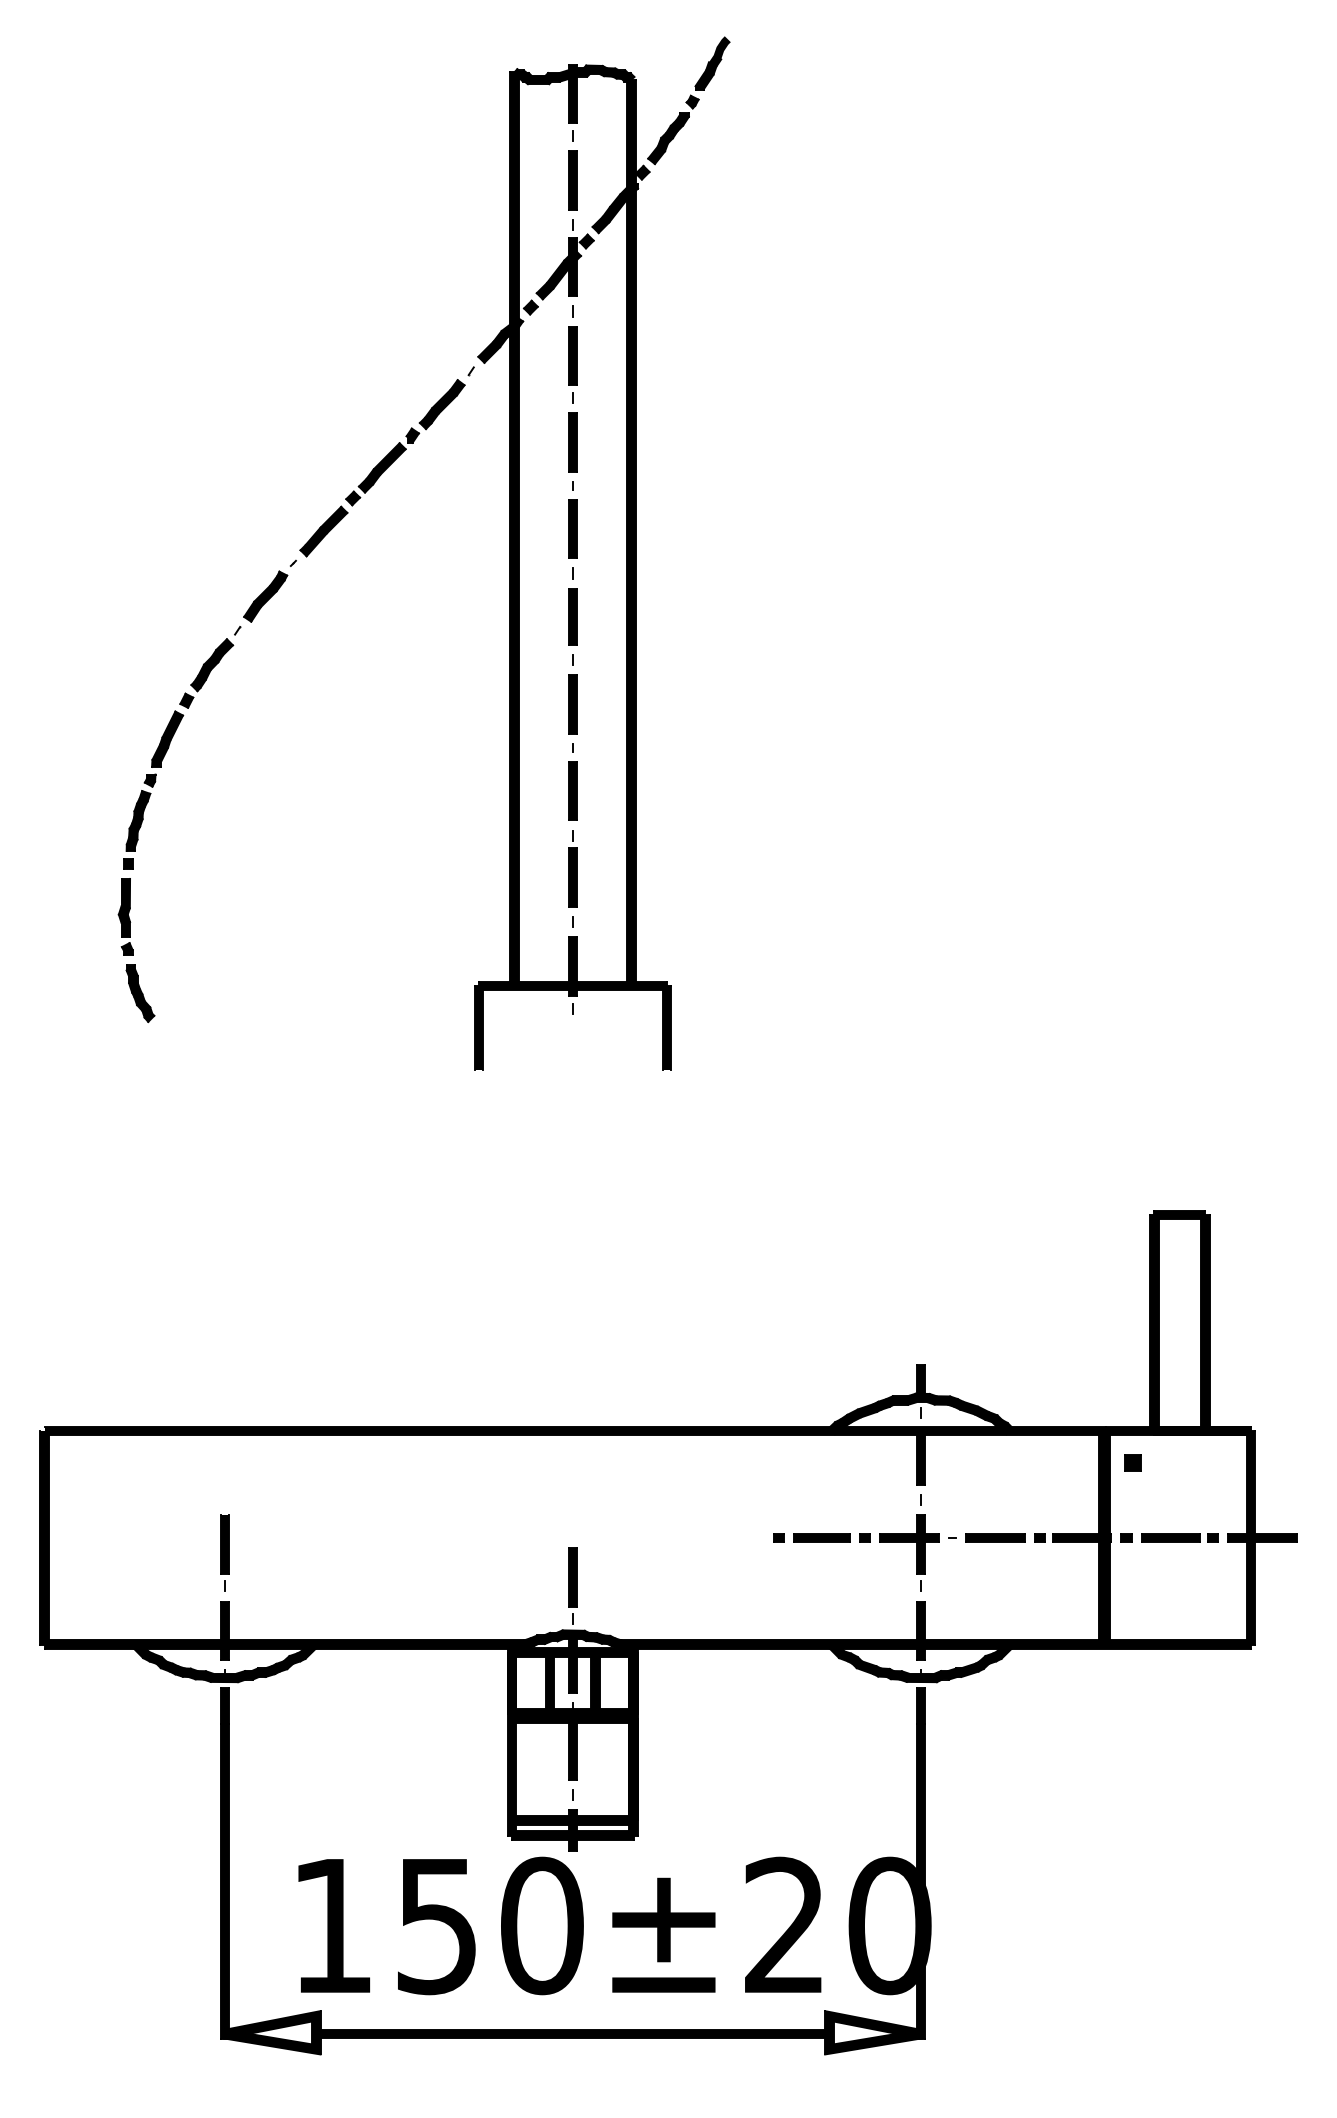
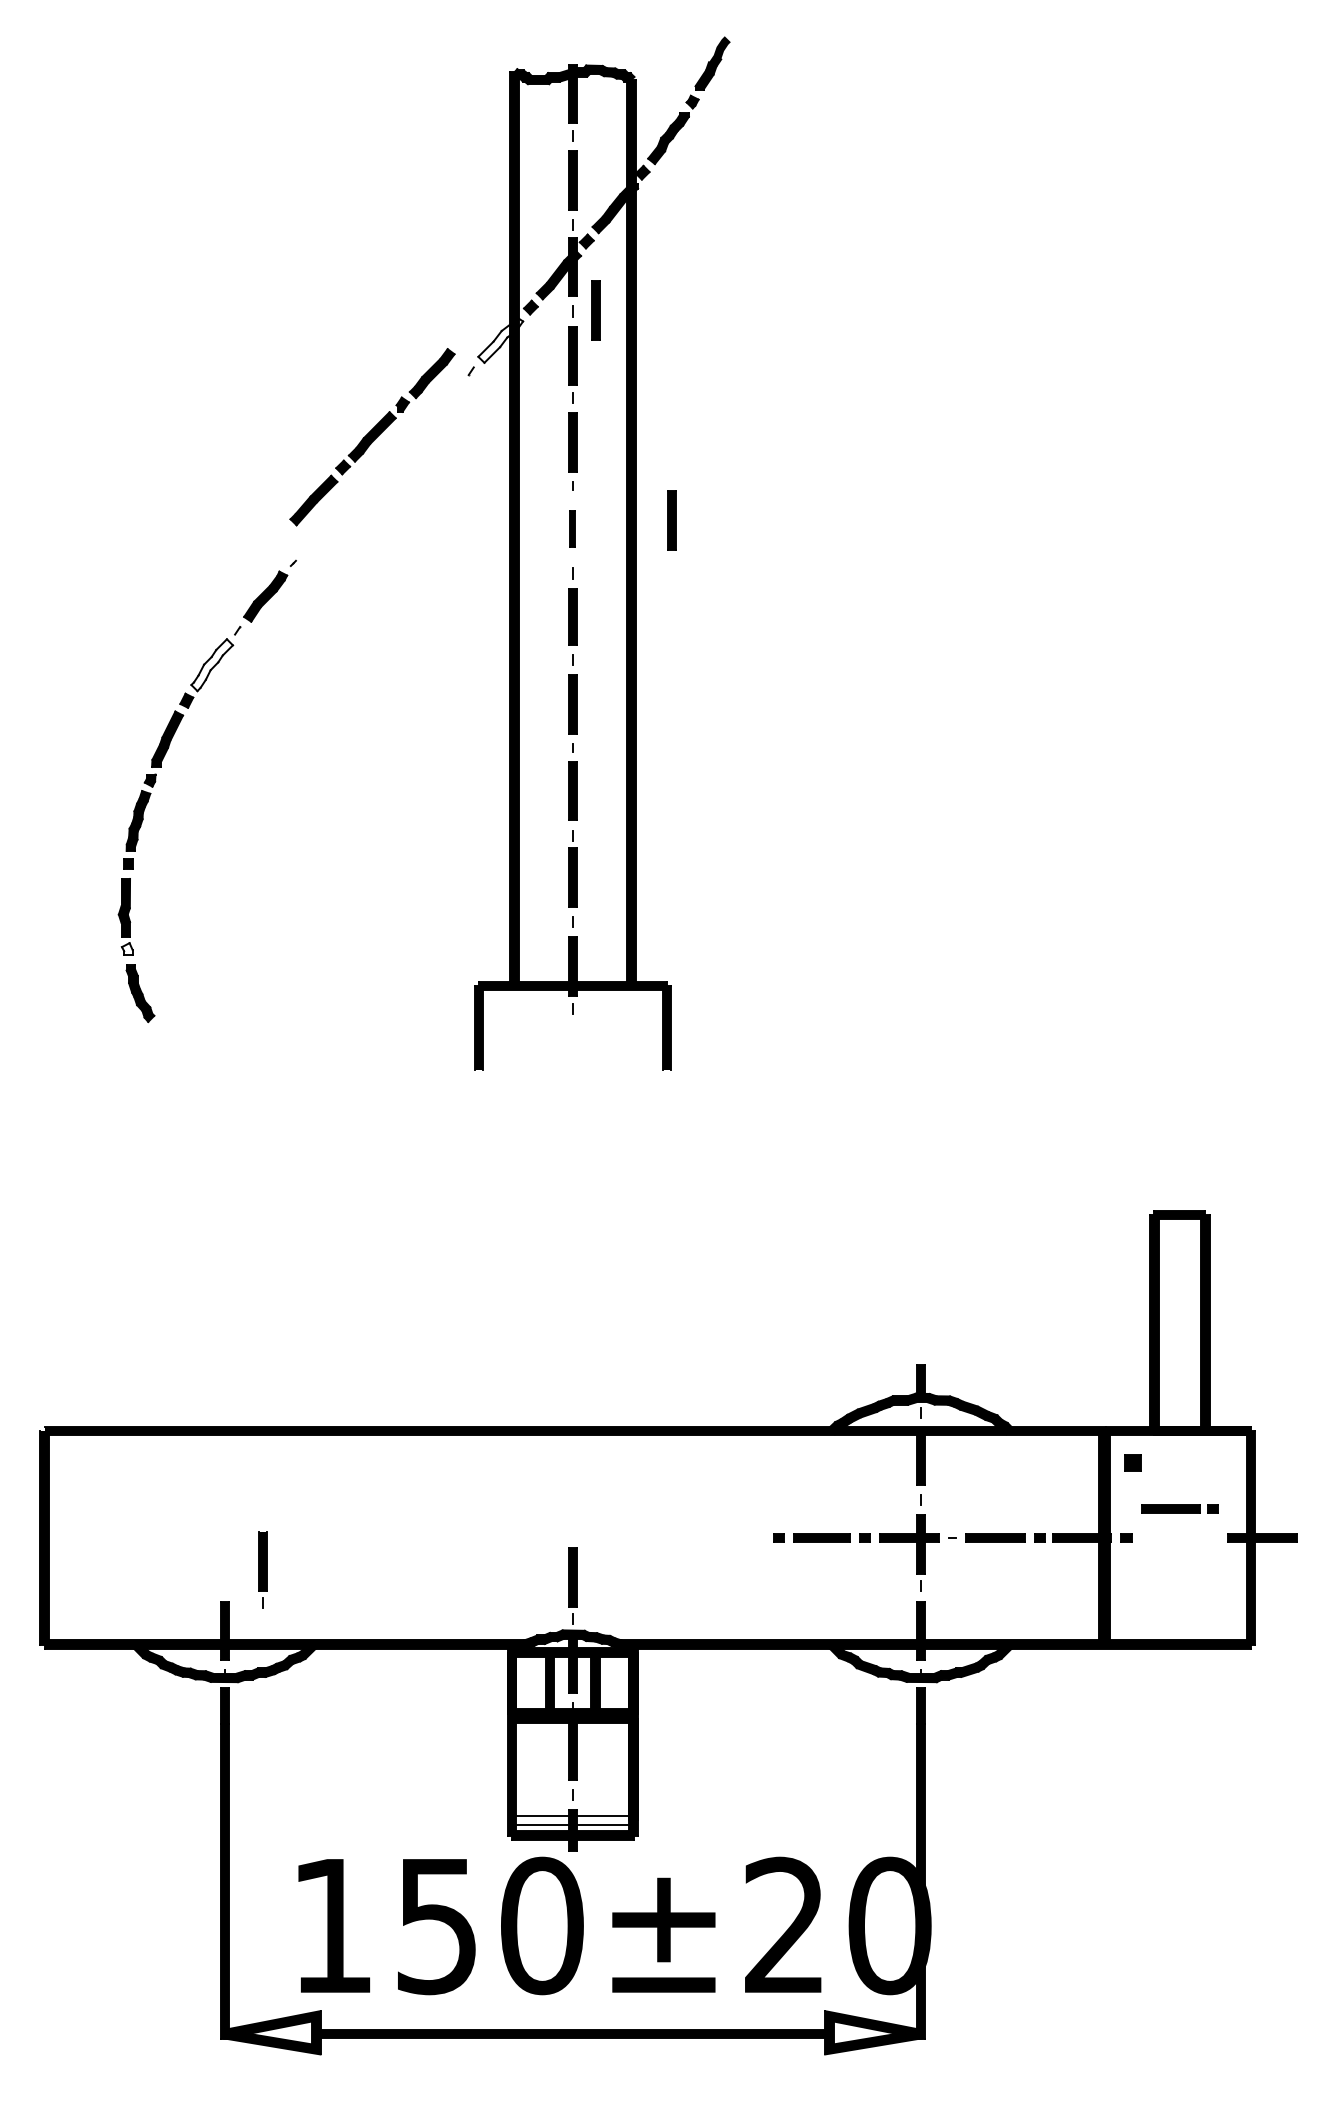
part: none -> present (595, 310)
fill: present -> none (500, 339)
part position: (382, 468) -> (372, 437) (372, 437)
part: none -> present (671, 520)
part size: 10x60 px -> 7x38 px (572, 528)
fill: present -> none (211, 665)
fill: present -> none (127, 949)
part position: (1179, 1537) -> (1179, 1508) (1179, 1508)
part position: (224, 1552) -> (262, 1569) (262, 1569)
fill: present -> none (572, 1820)
